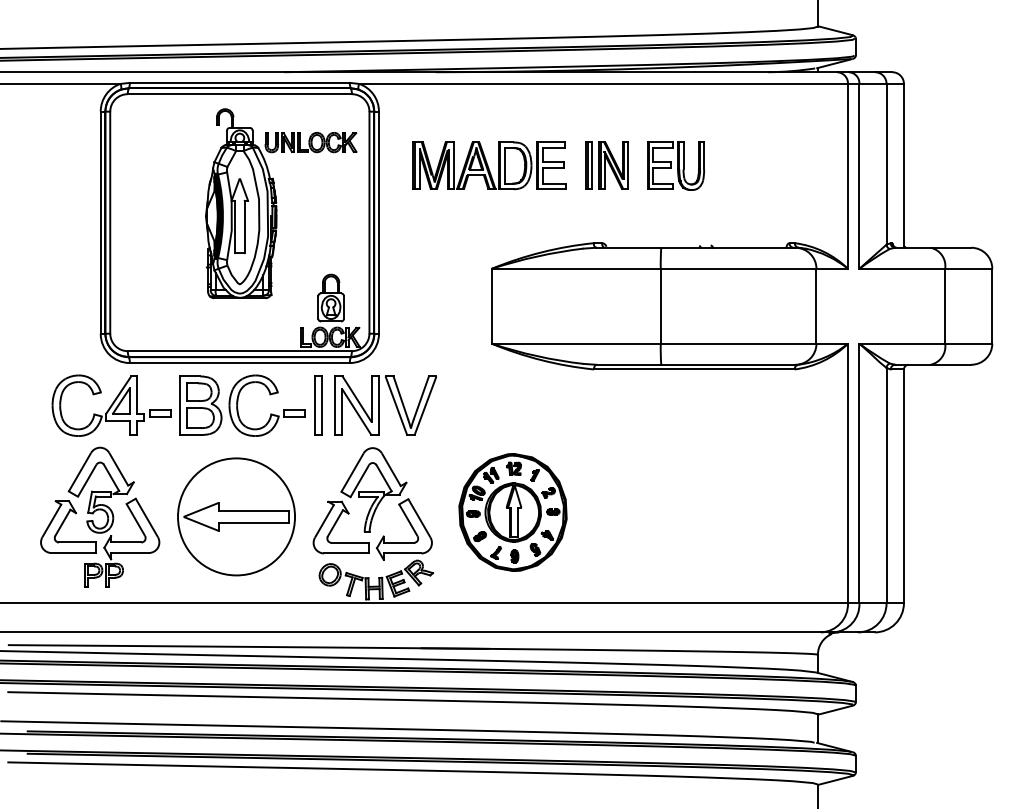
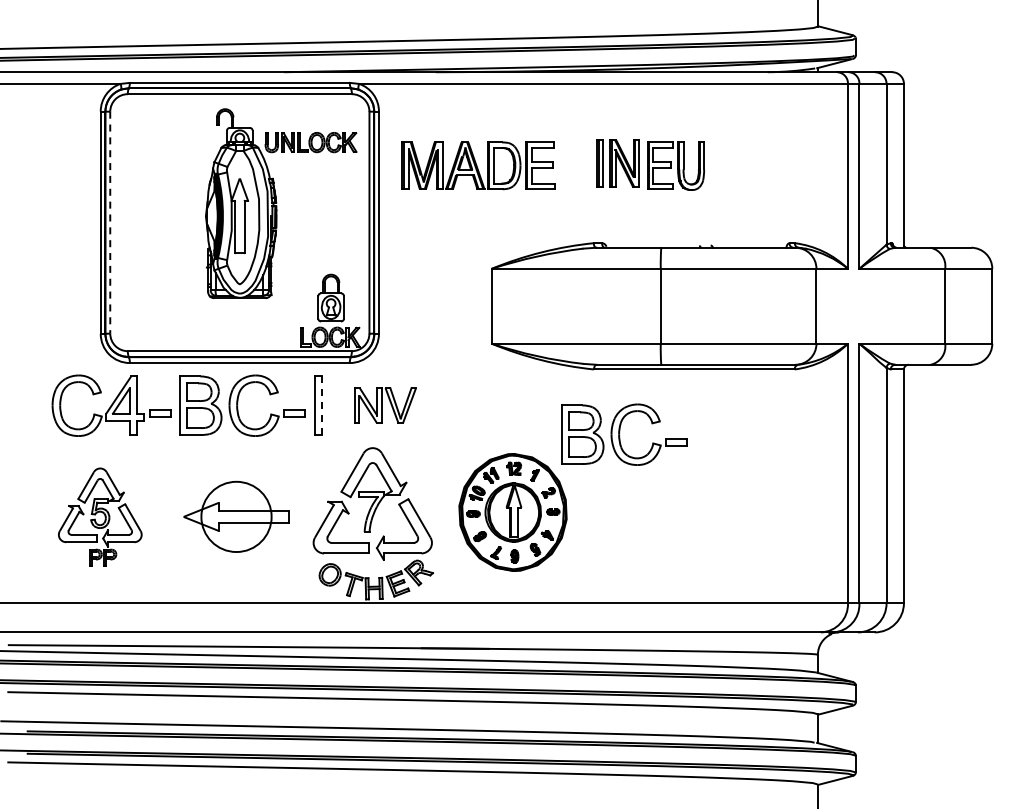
part position: (489, 165) -> (478, 165) (478, 165)
part position: (606, 165) -> (617, 163) (617, 163)
line: solid -> dashed (110, 223)
part size: 103x61 px -> 63x37 px (385, 405)
line: solid -> dashed (322, 406)
part: none -> present (624, 434)
part size: 121x142 px -> 85x100 px (100, 516)
circle diameter: 117 px -> 70 px (236, 516)
